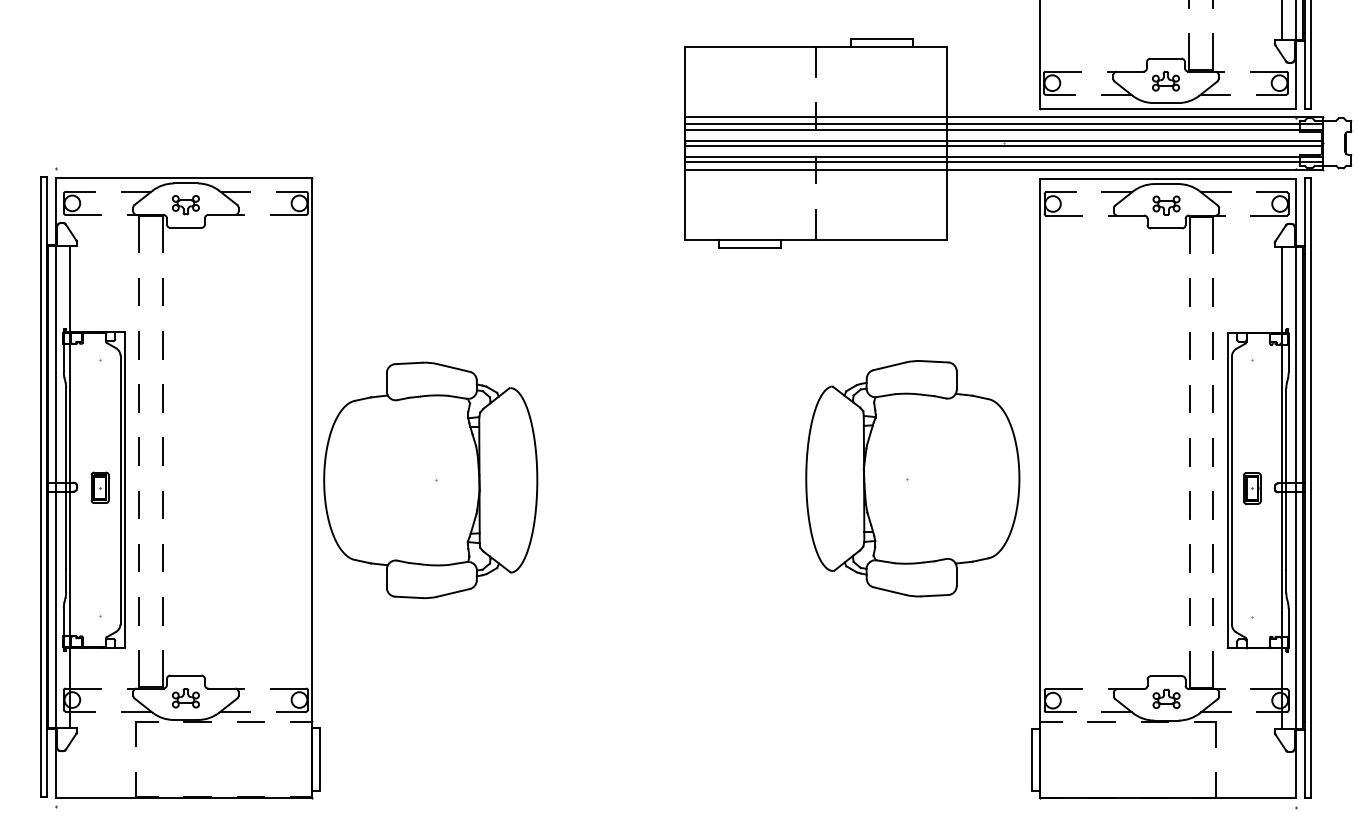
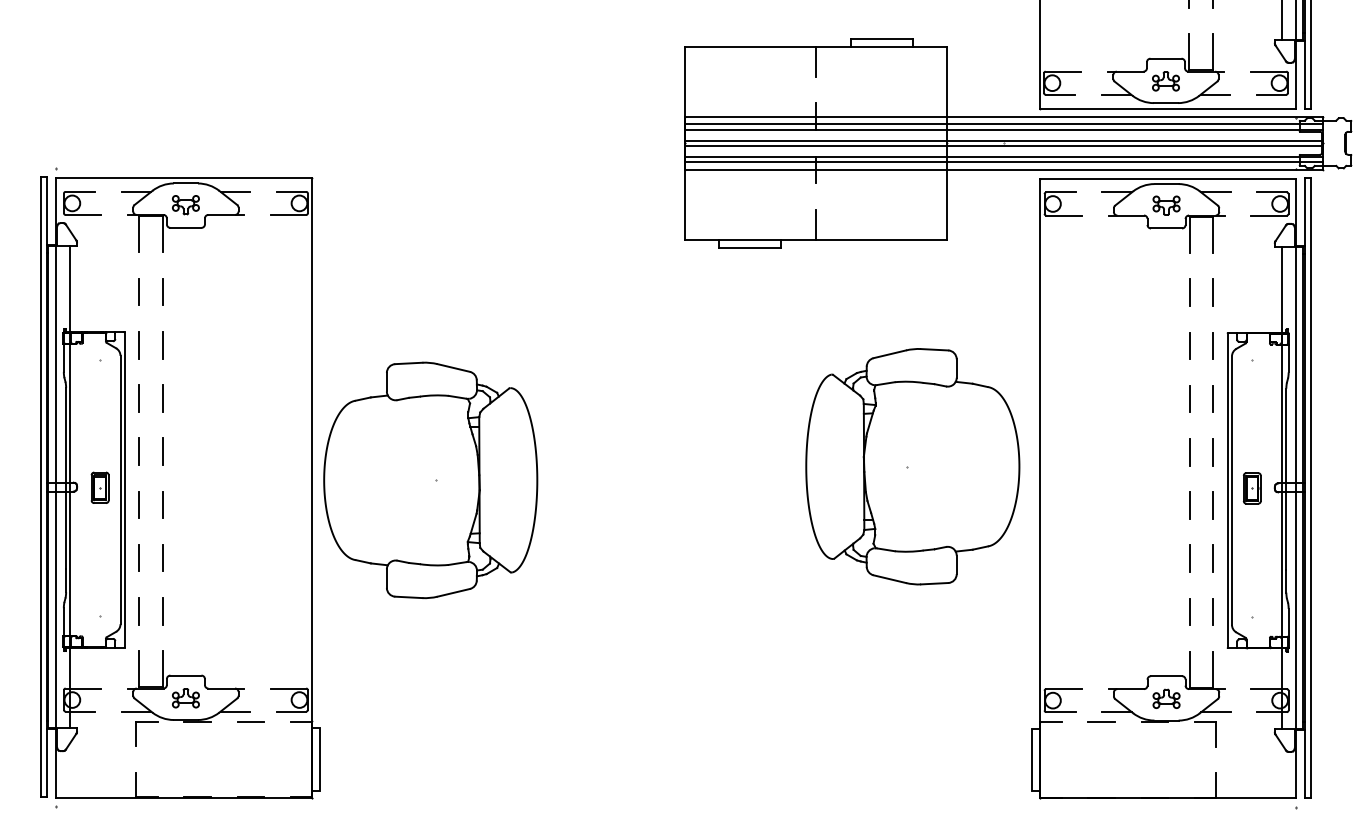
part position: (912, 478) -> (912, 466) (912, 466)
